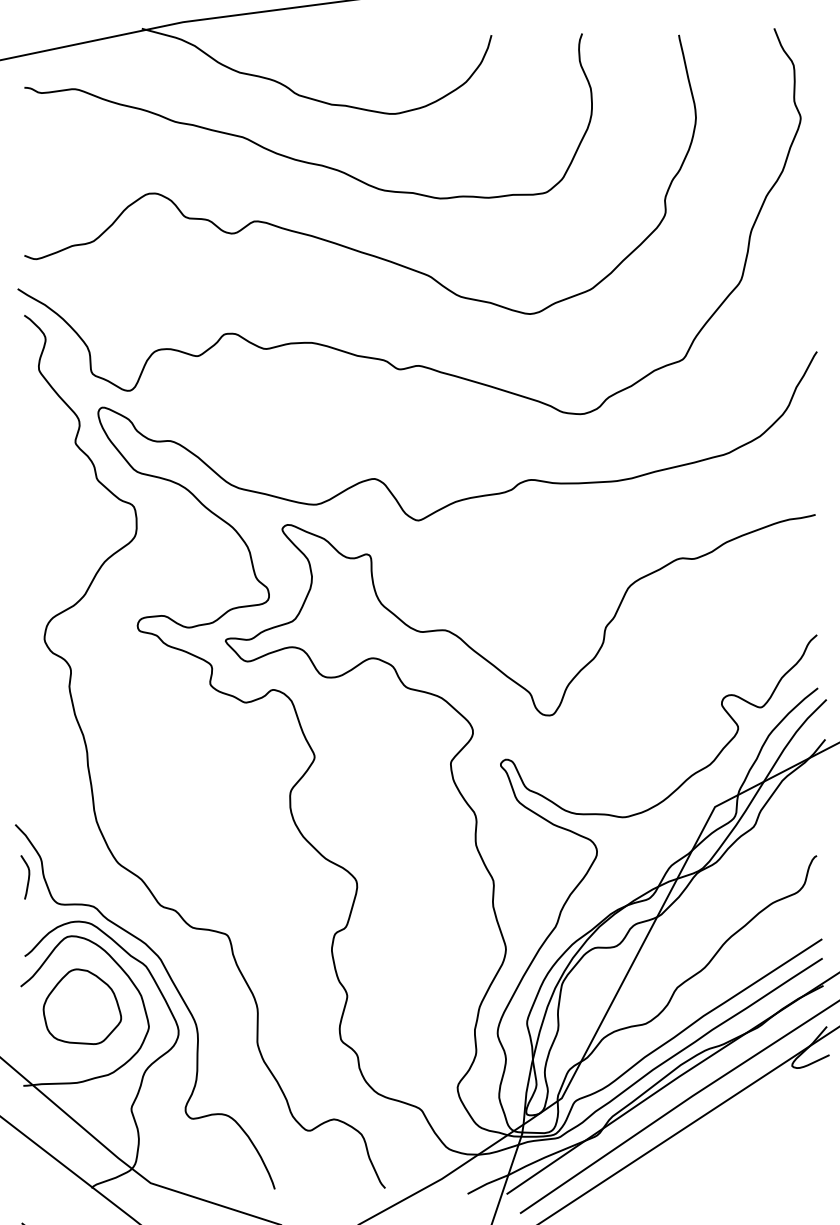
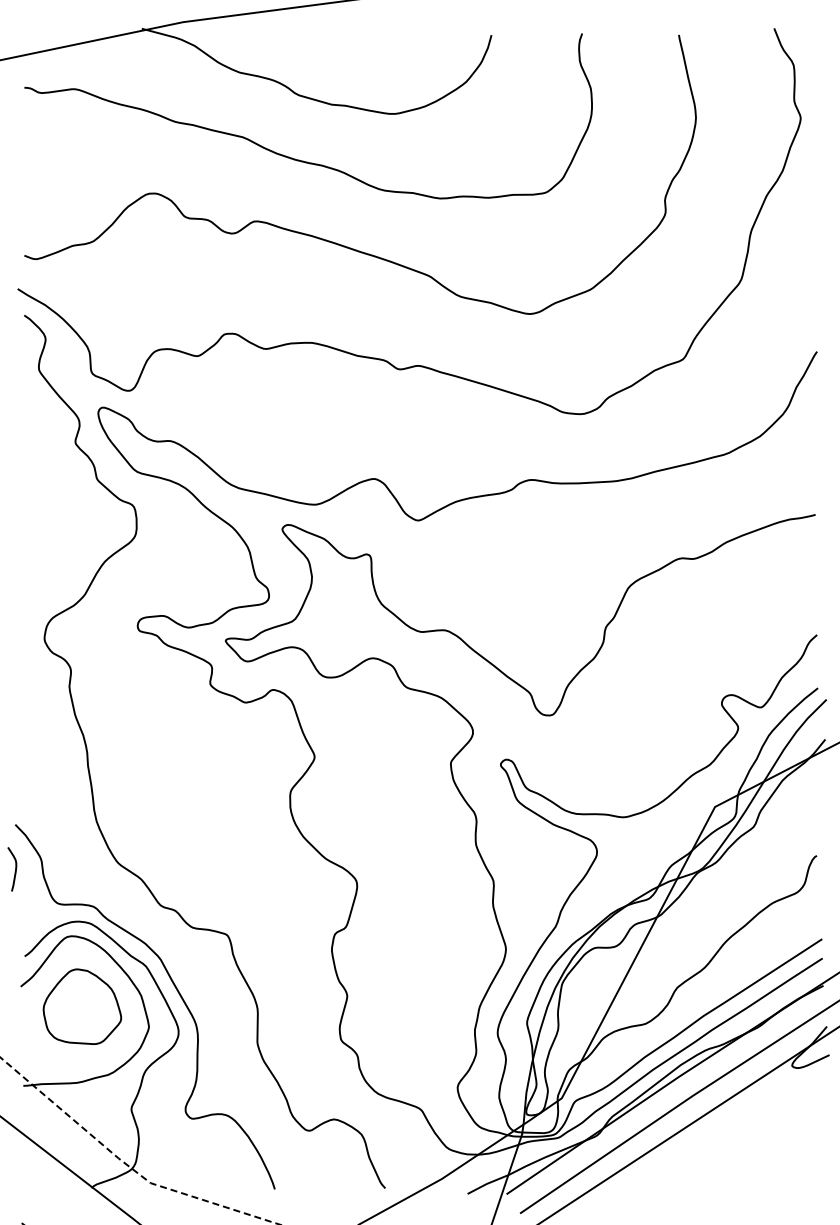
curve position: (27, 879) -> (14, 871) (14, 871)
line: solid -> dashed (127, 1164)
